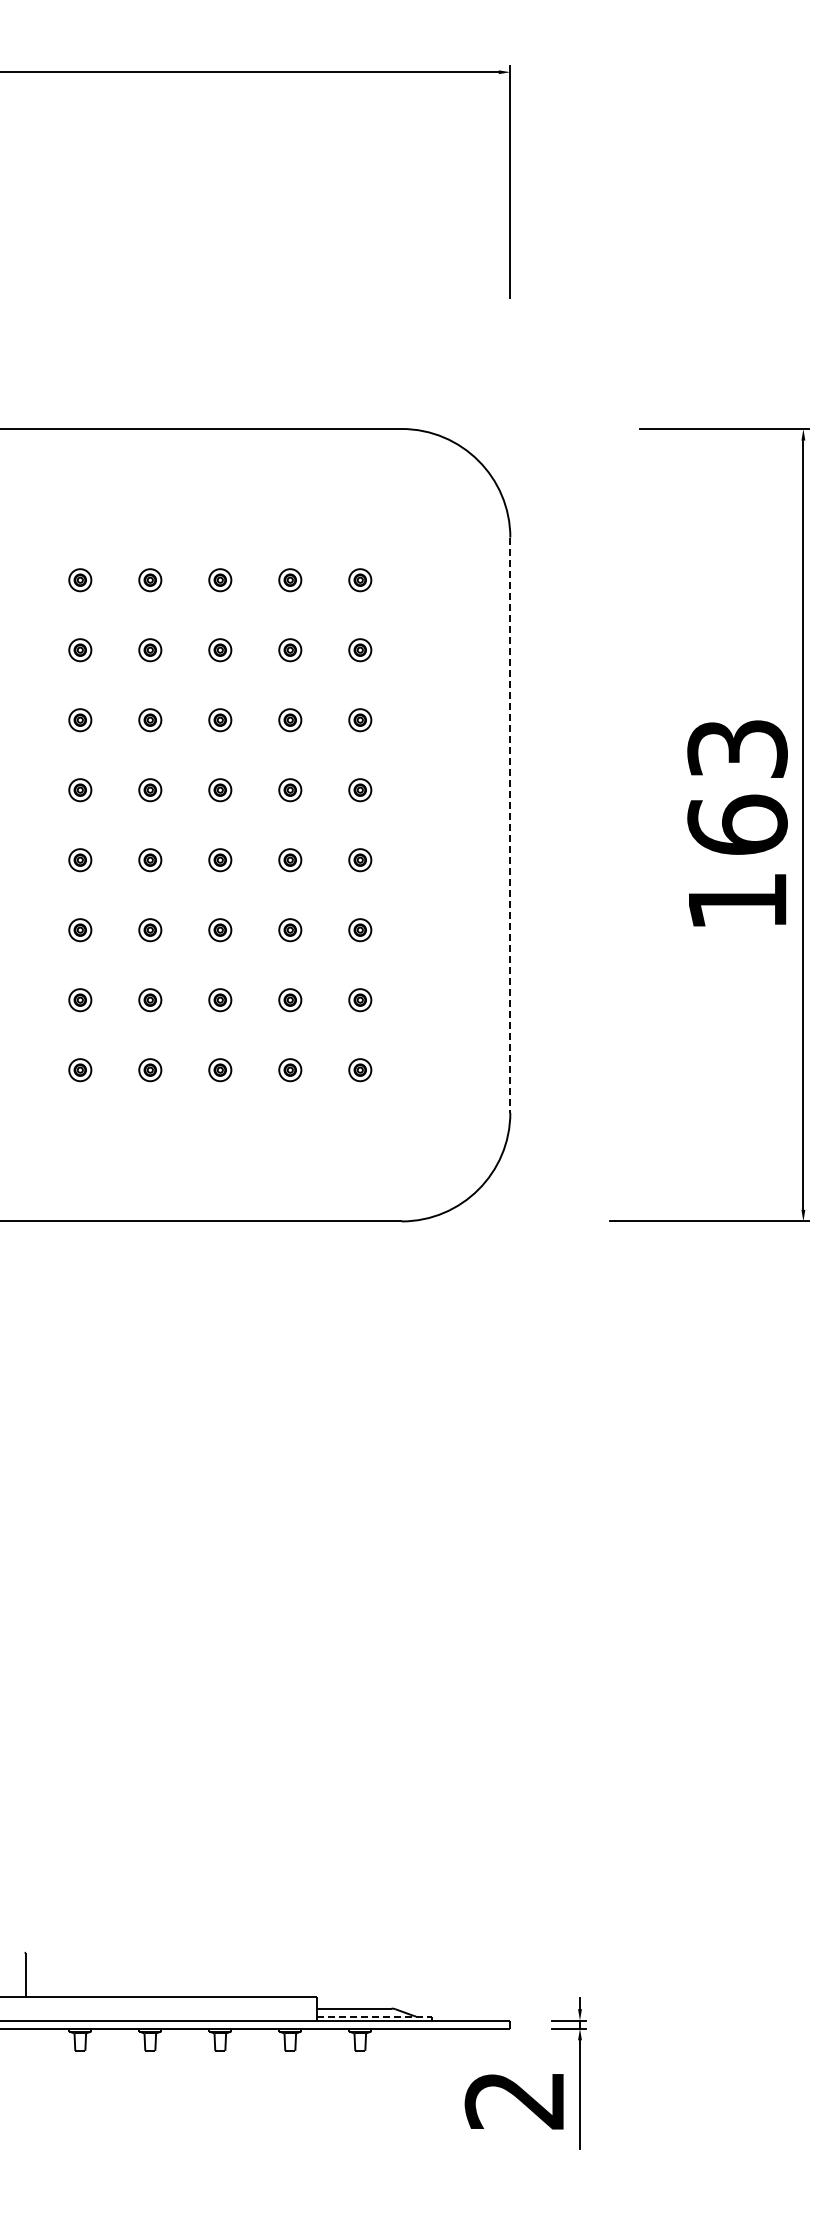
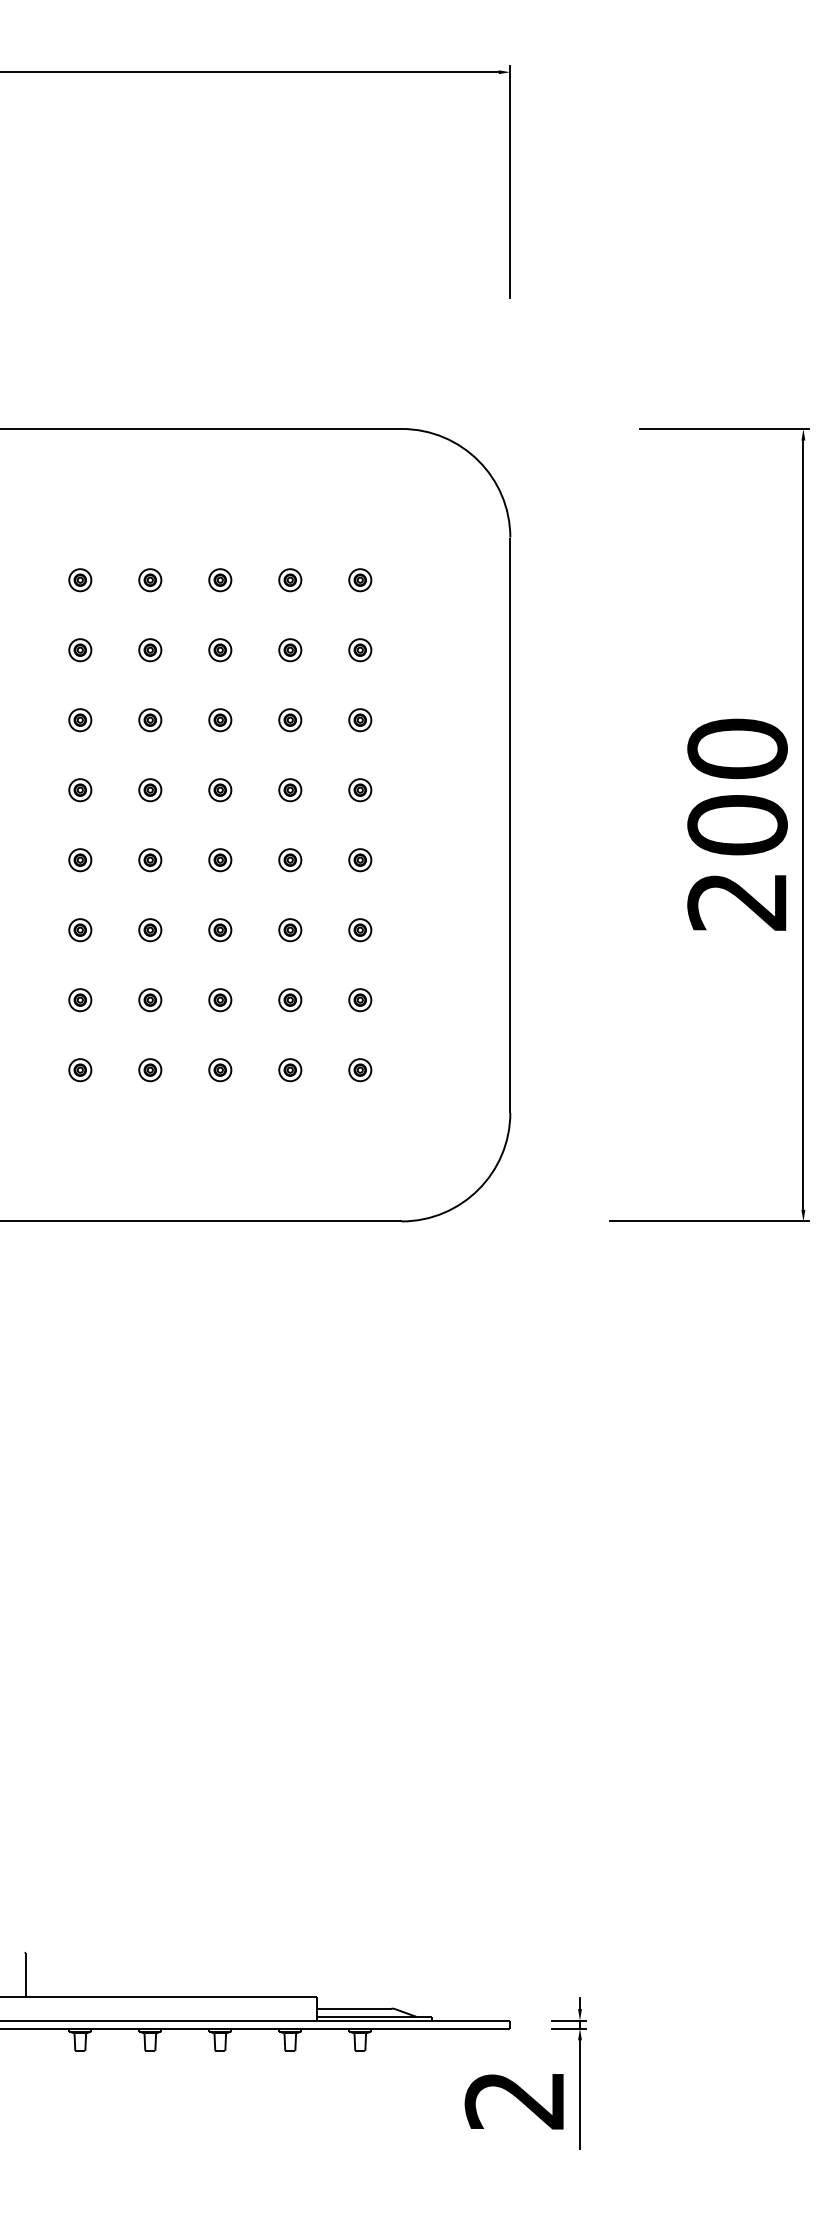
text: 163 -> 200 (737, 824)
line: dashed -> solid (510, 825)
line: dashed -> solid (374, 2016)
